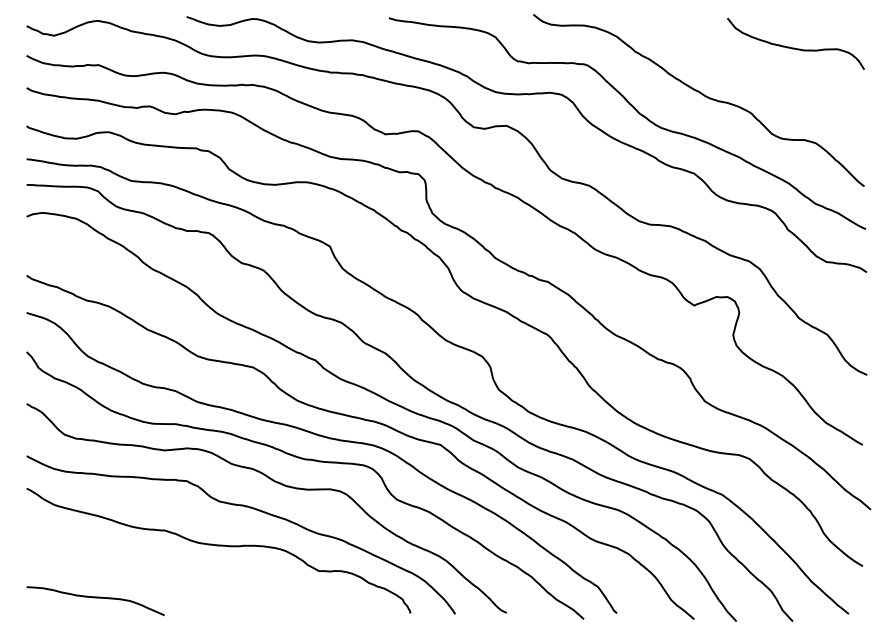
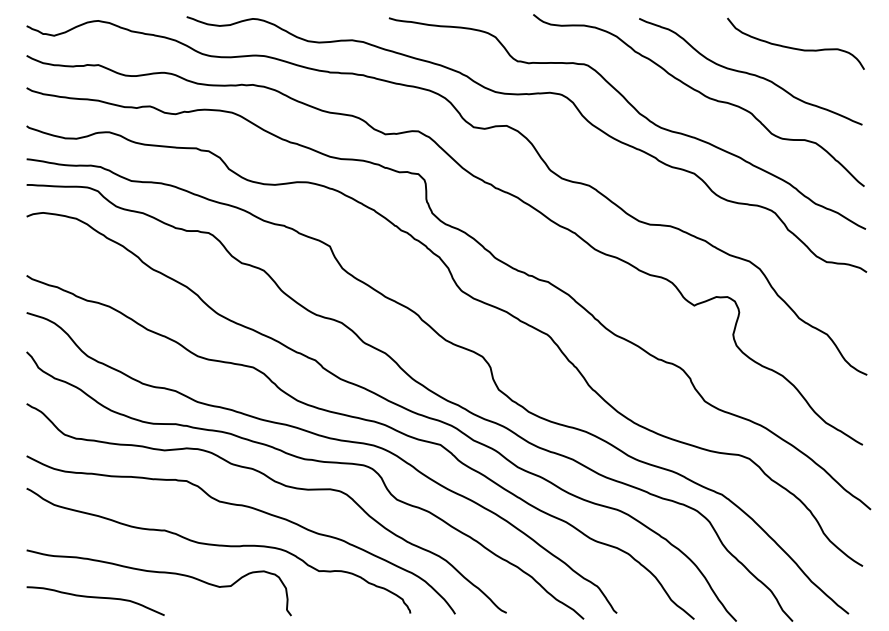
curve: none -> present (750, 73)
curve: none -> present (158, 573)
